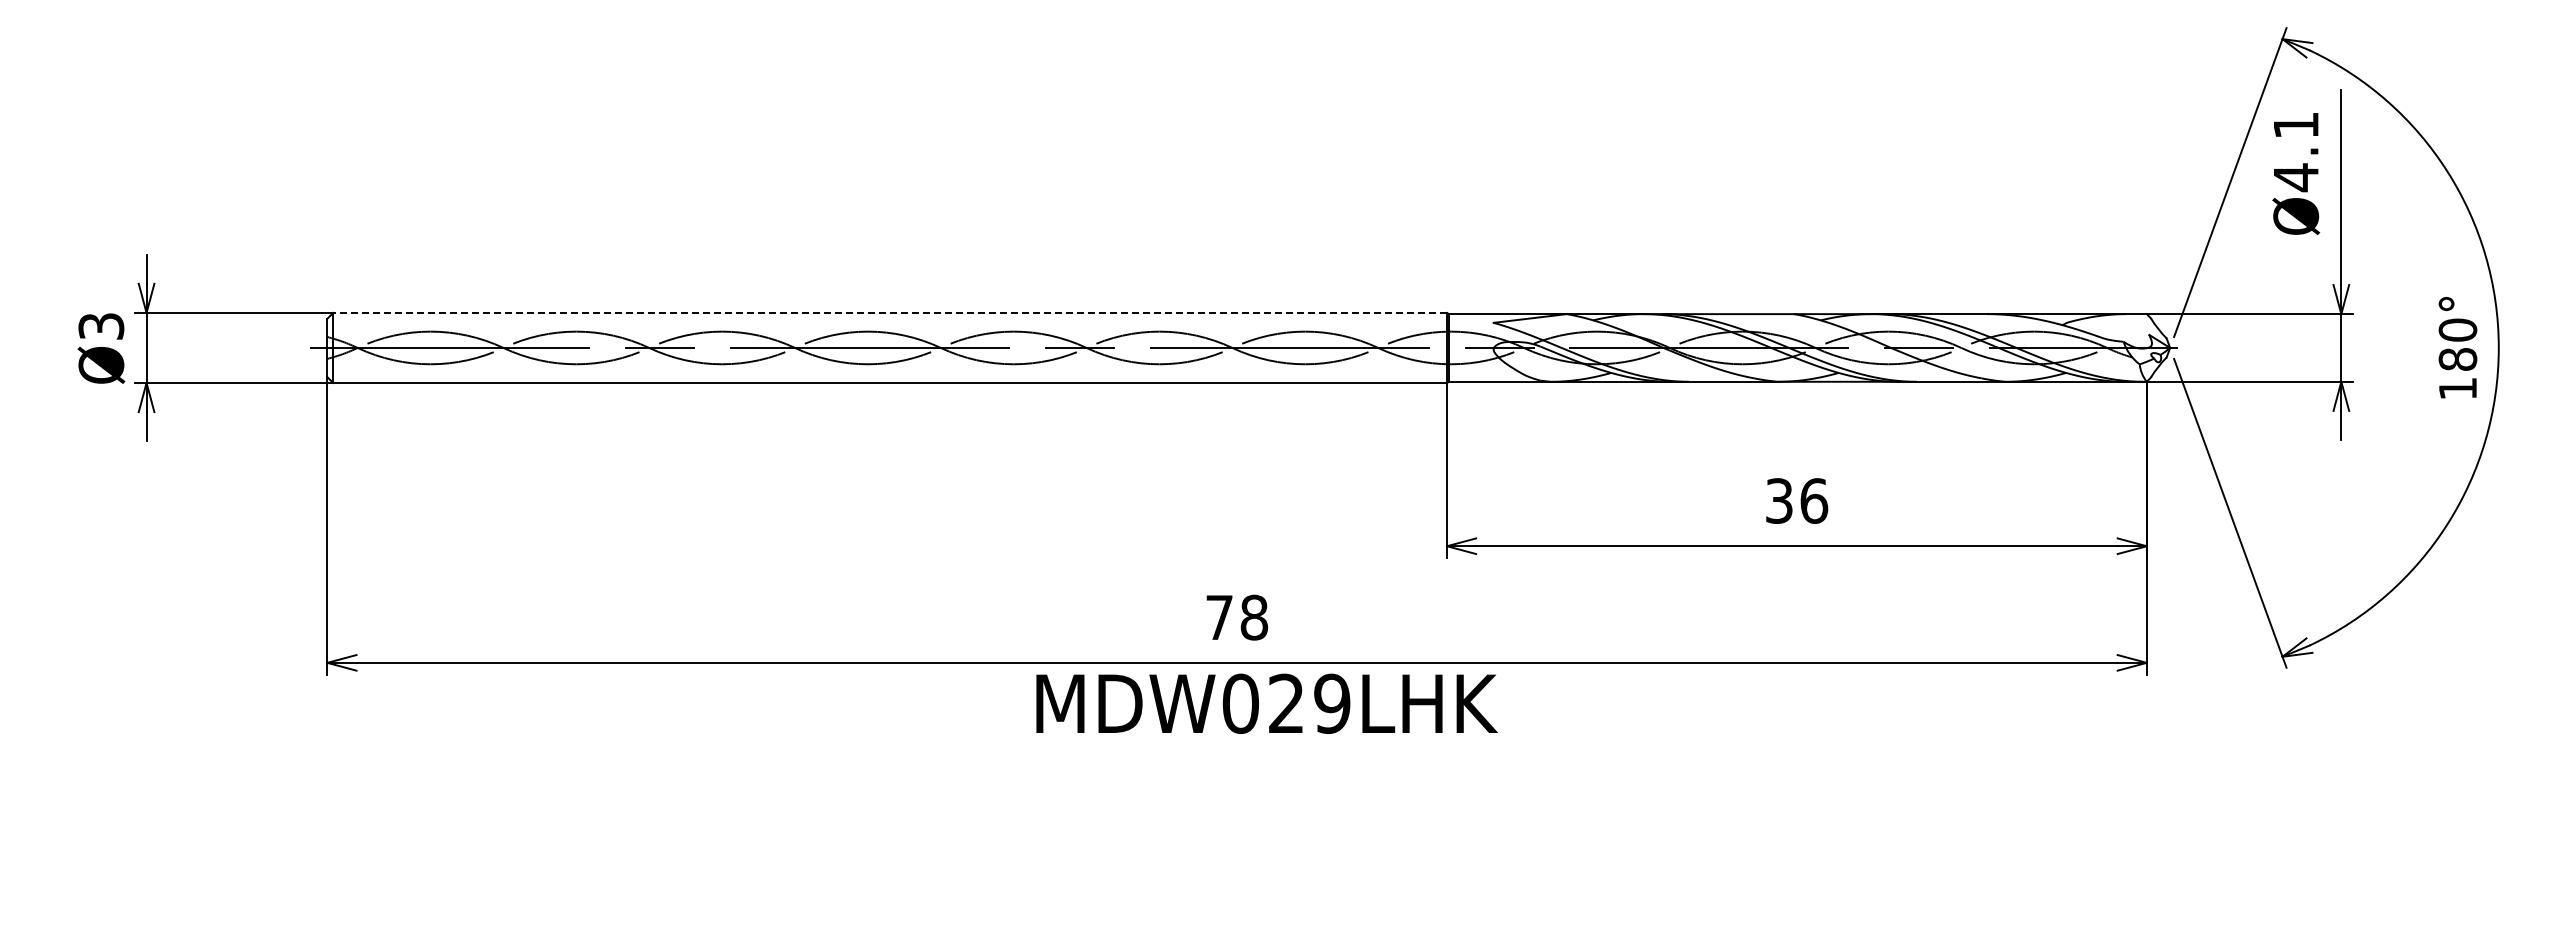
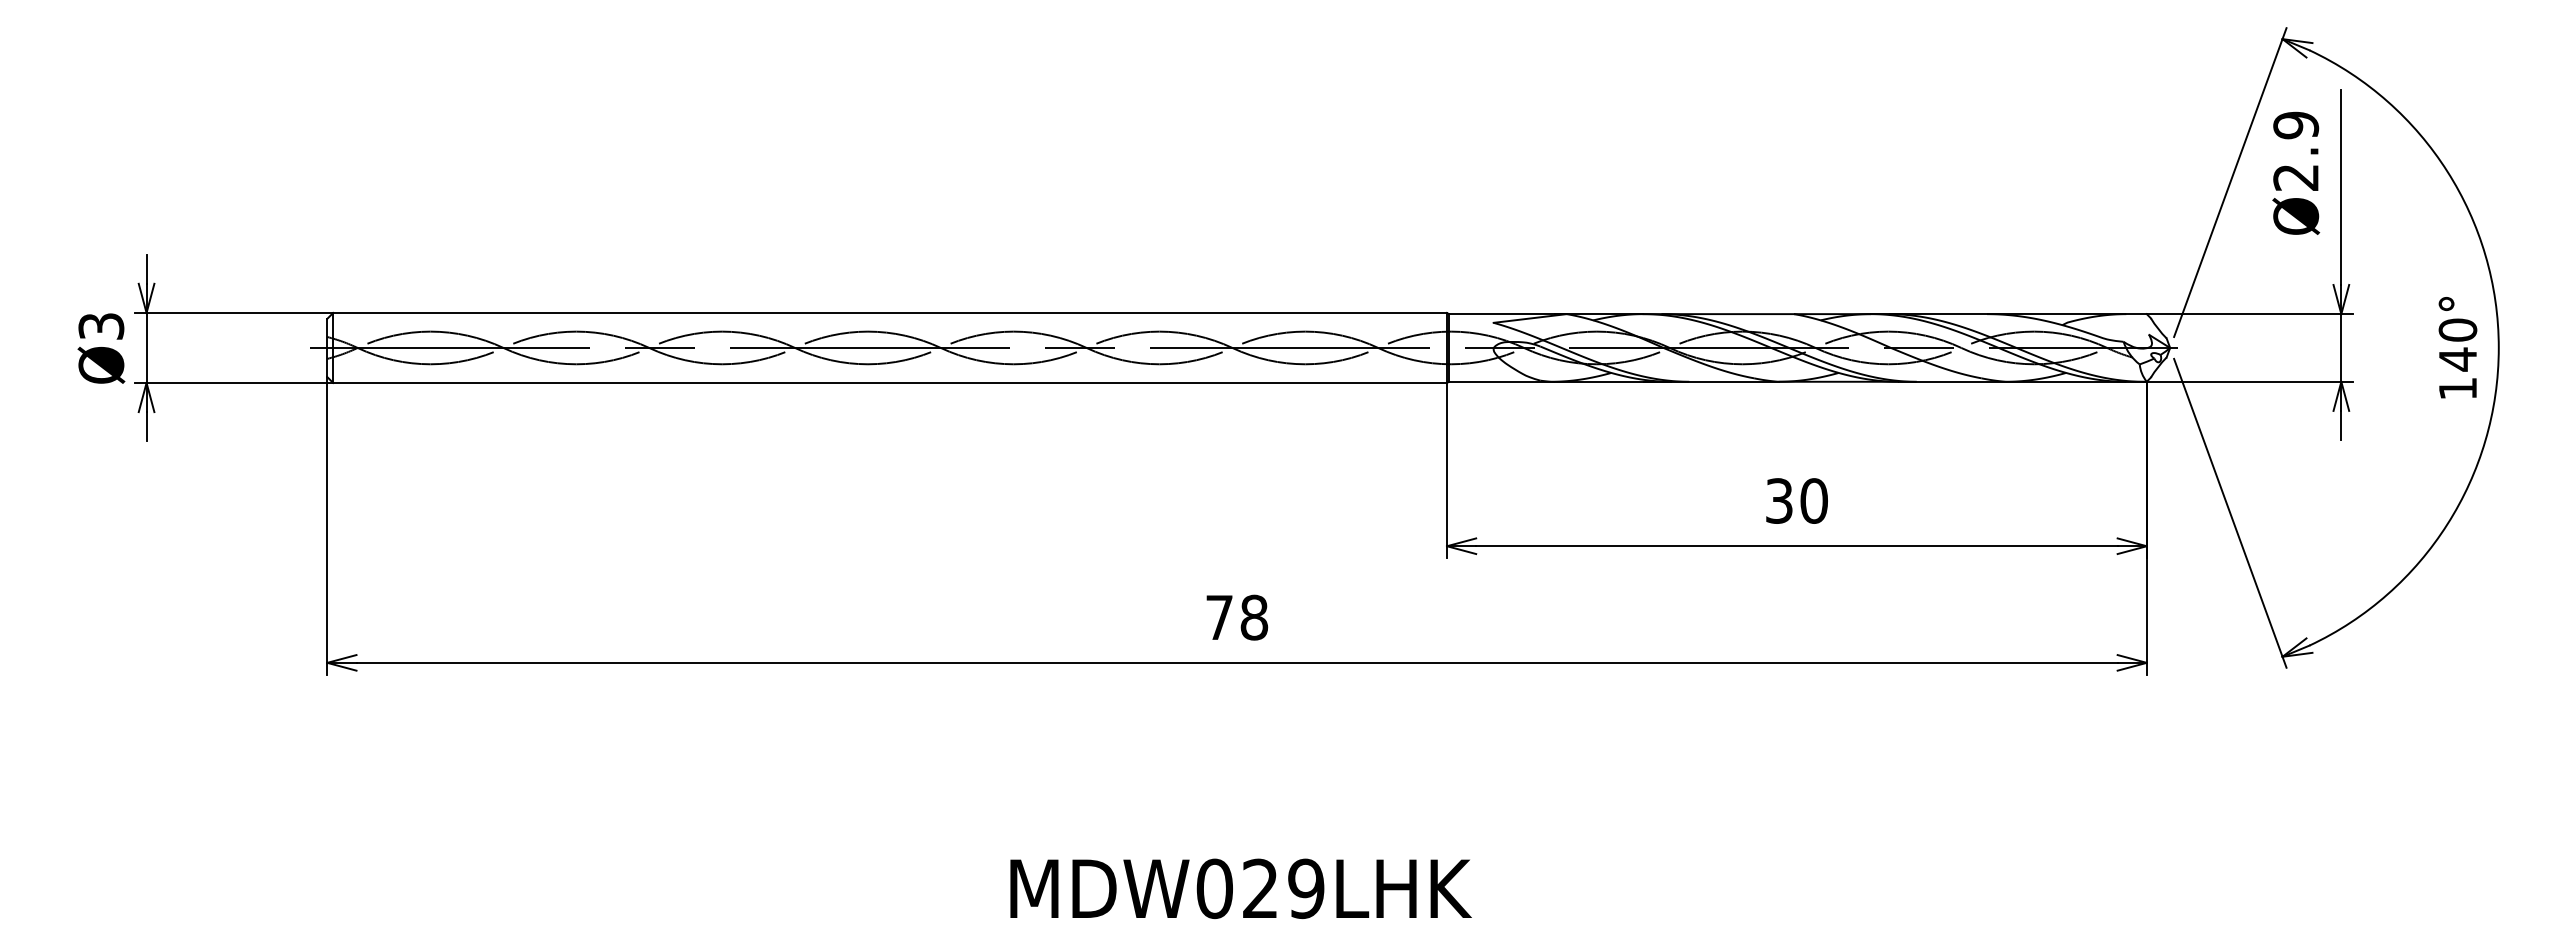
text: Ø4.1 -> Ø2.9 (2296, 151)
line: dashed -> solid (890, 312)
text: 180° -> 140° (2457, 359)
text: 36 -> 30 (1814, 500)
text position: (1266, 703) -> (1240, 888) (1240, 888)
